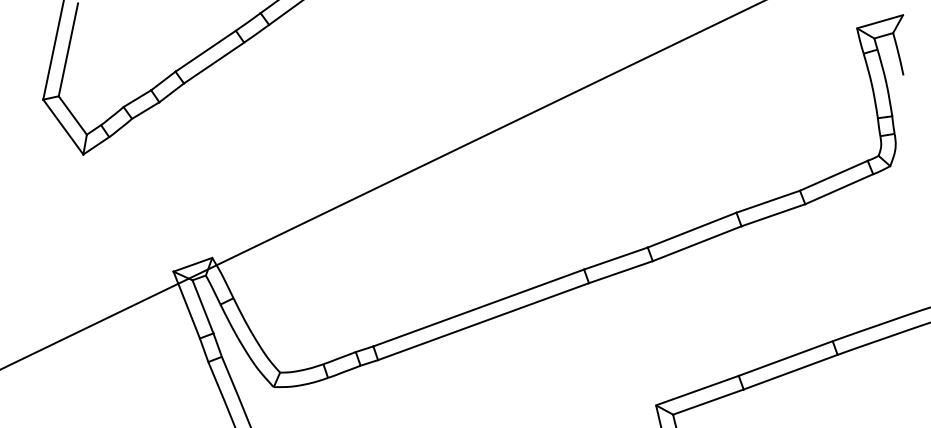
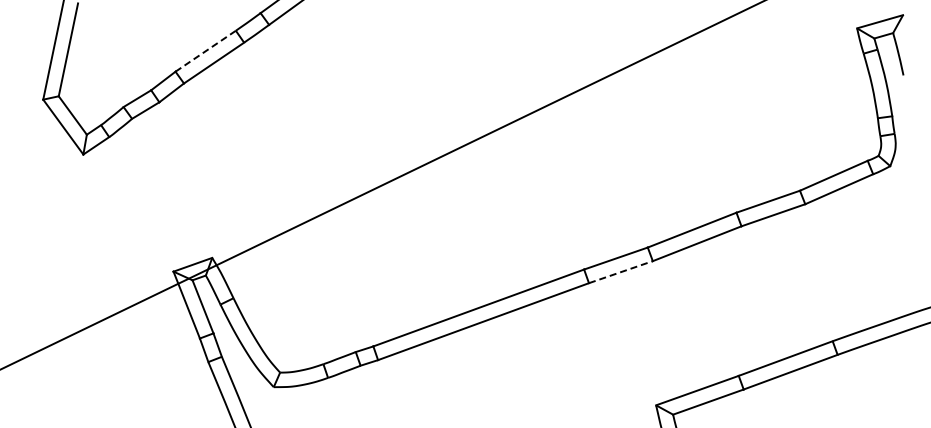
line: solid -> dashed (205, 51)
line: solid -> dashed (620, 272)
